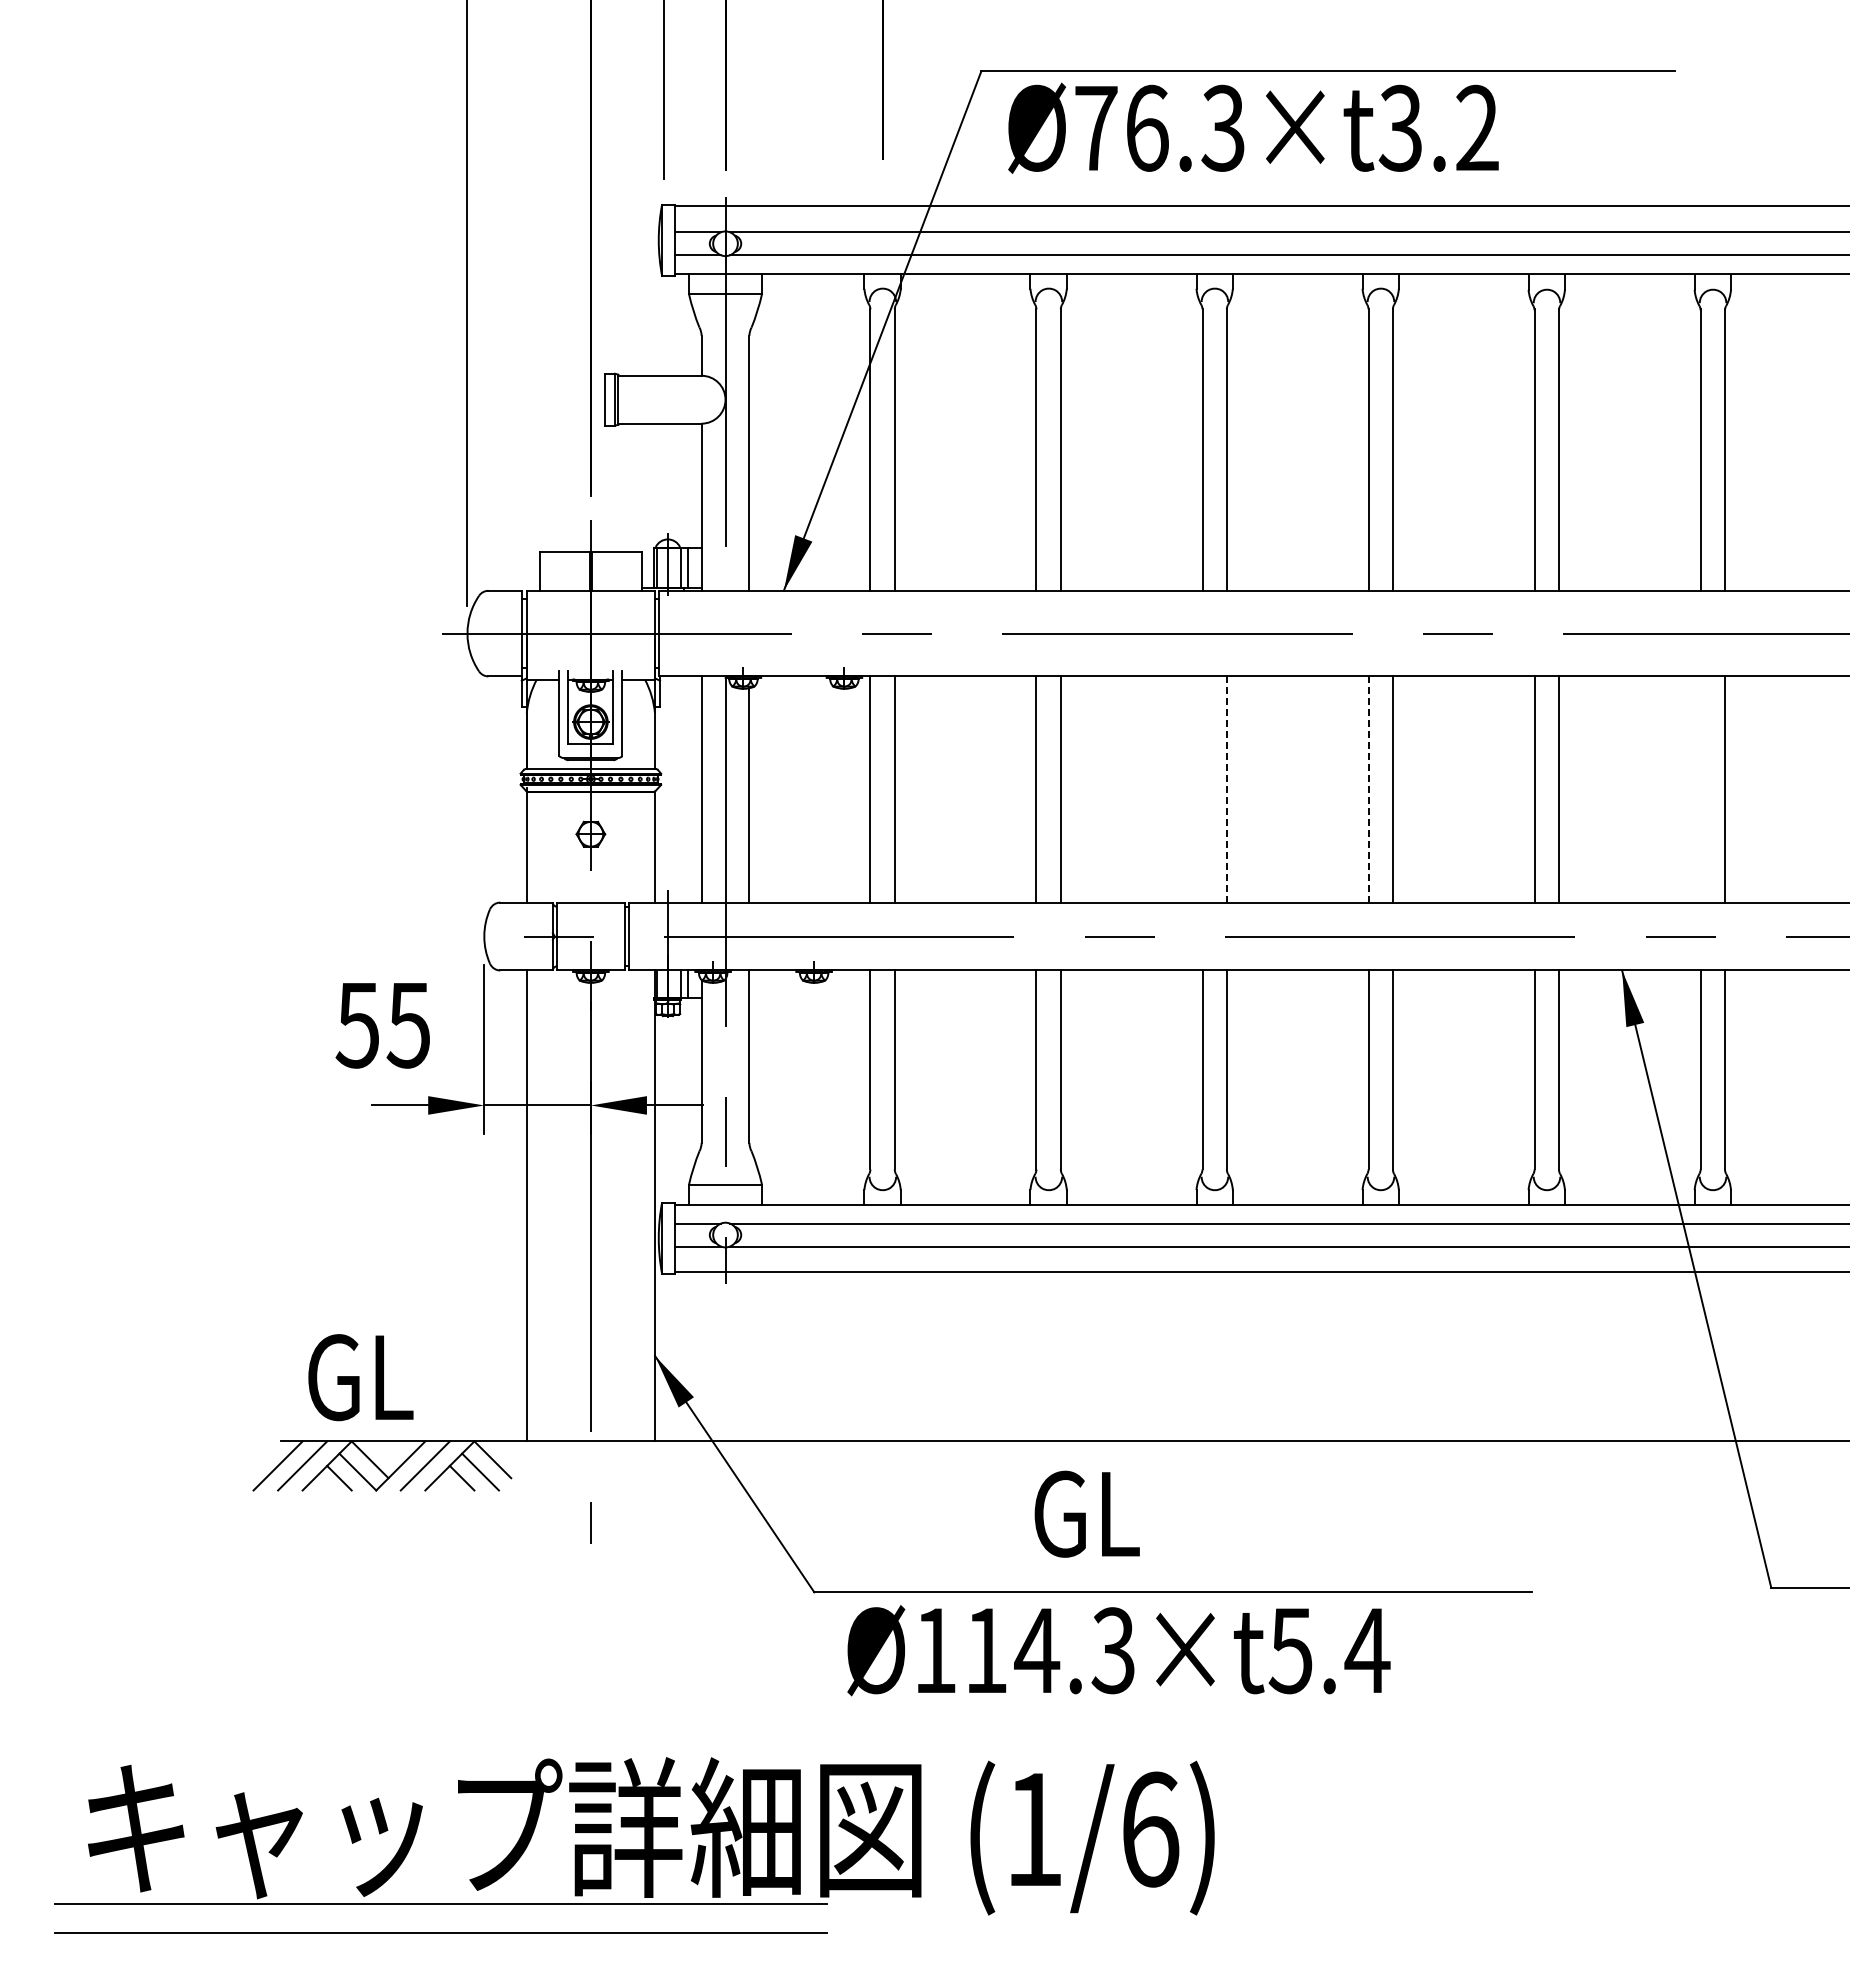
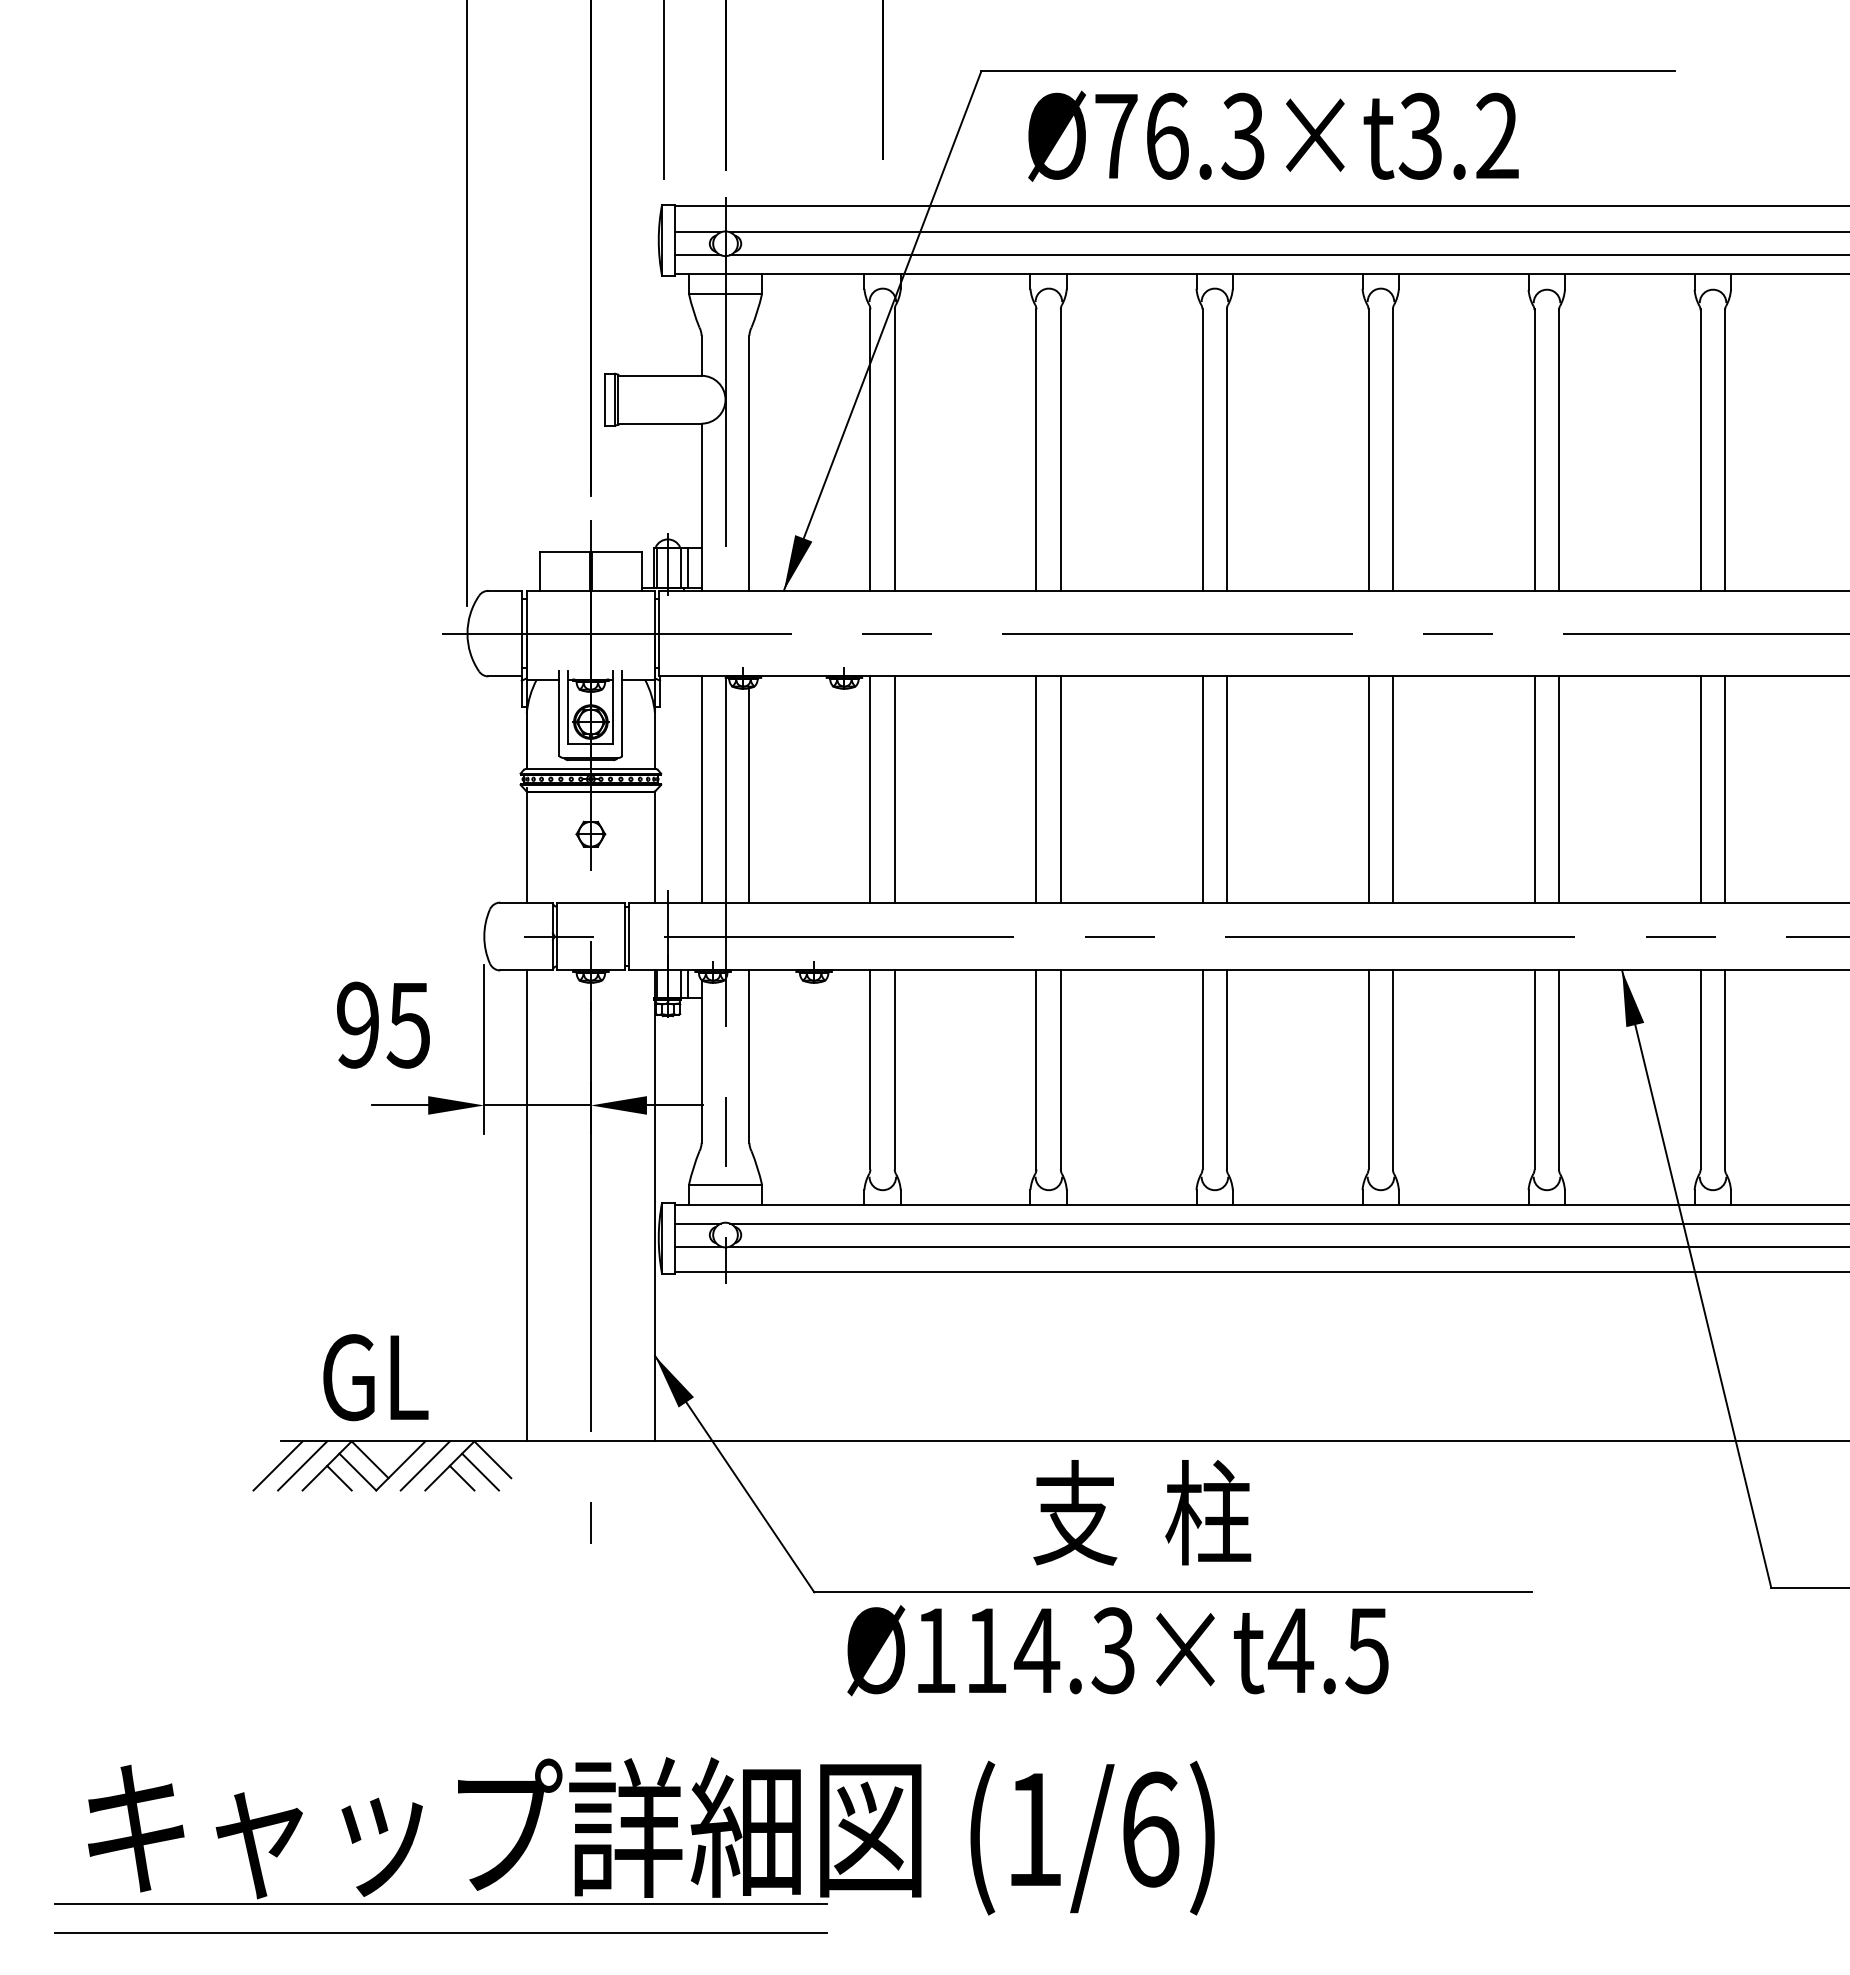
text position: (1253, 127) -> (1273, 135) (1273, 135)
line: none -> present (1202, 789)
line: none -> present (1700, 789)
line: dashed -> solid (1226, 790)
line: dashed -> solid (1368, 790)
text: 55 -> 95 (356, 1024)
text position: (360, 1377) -> (375, 1377) (375, 1377)
text: GL -> 支  柱 (1142, 1512)
text: Ø114.3×t5.4 -> Ø114.3×t4.5 (1328, 1651)
